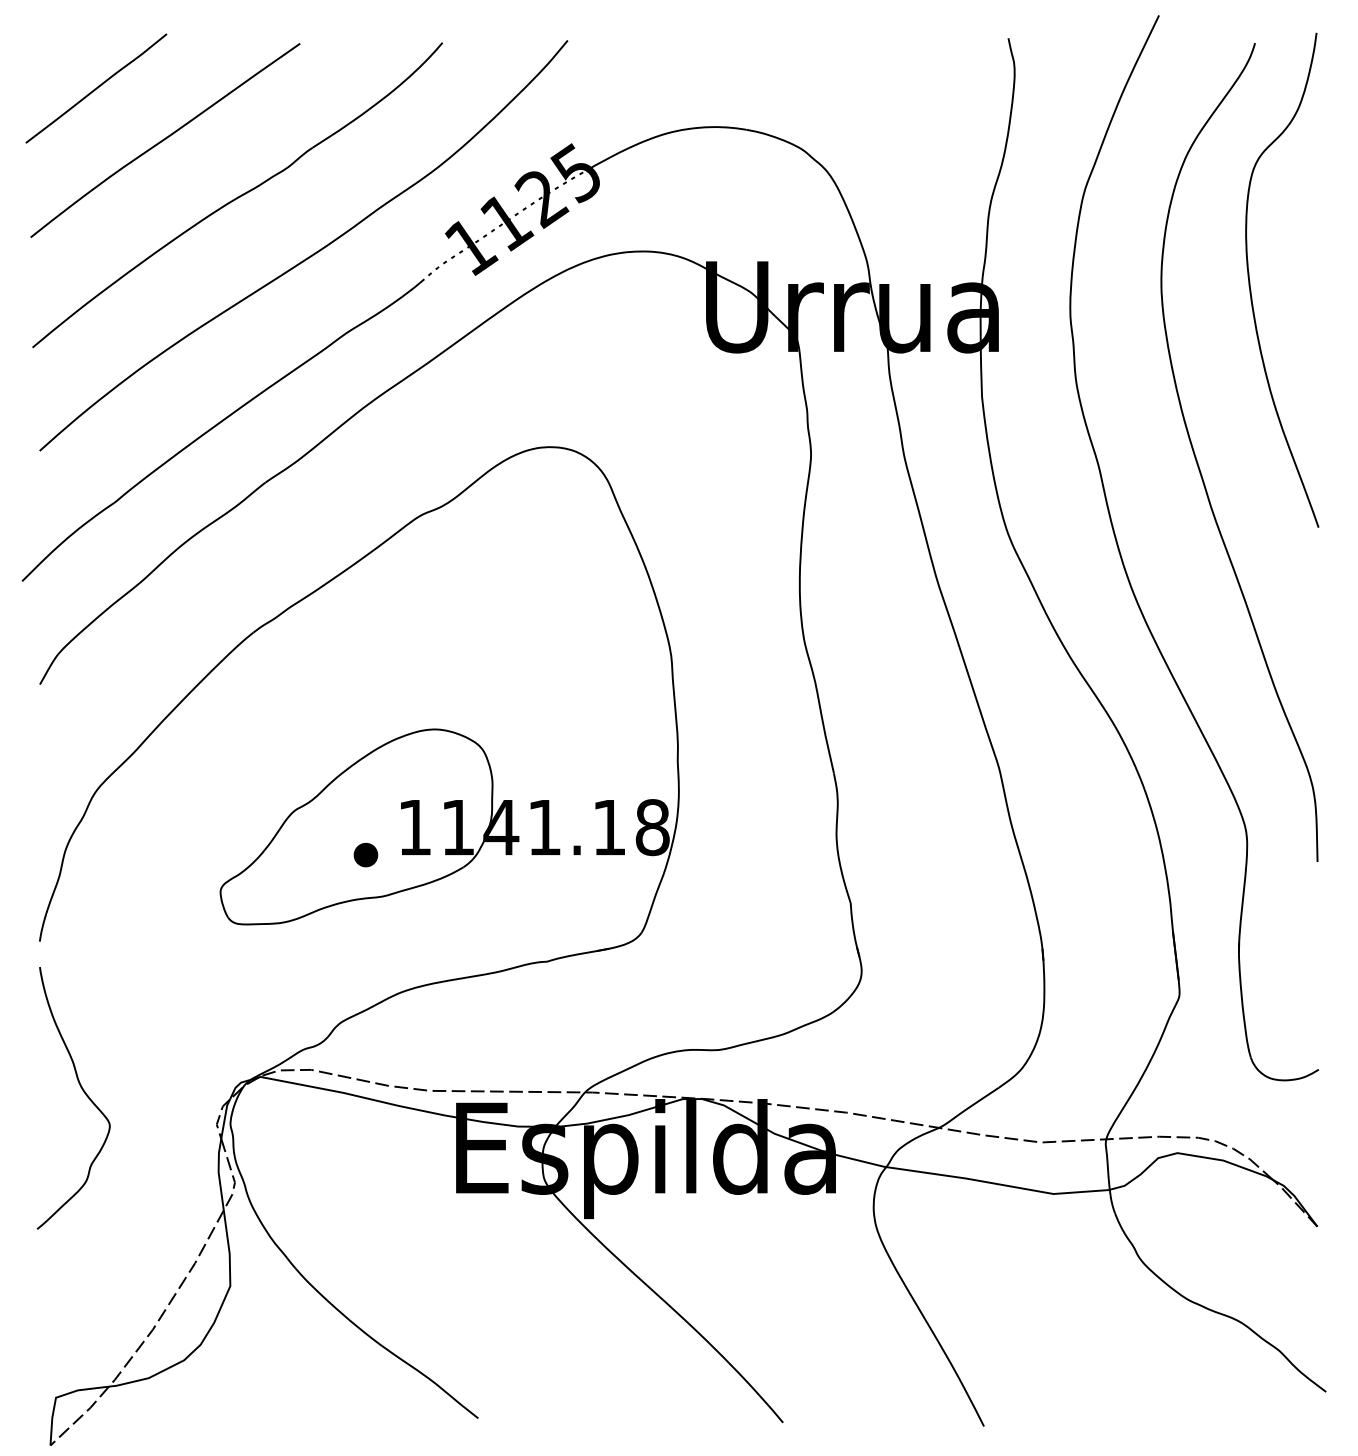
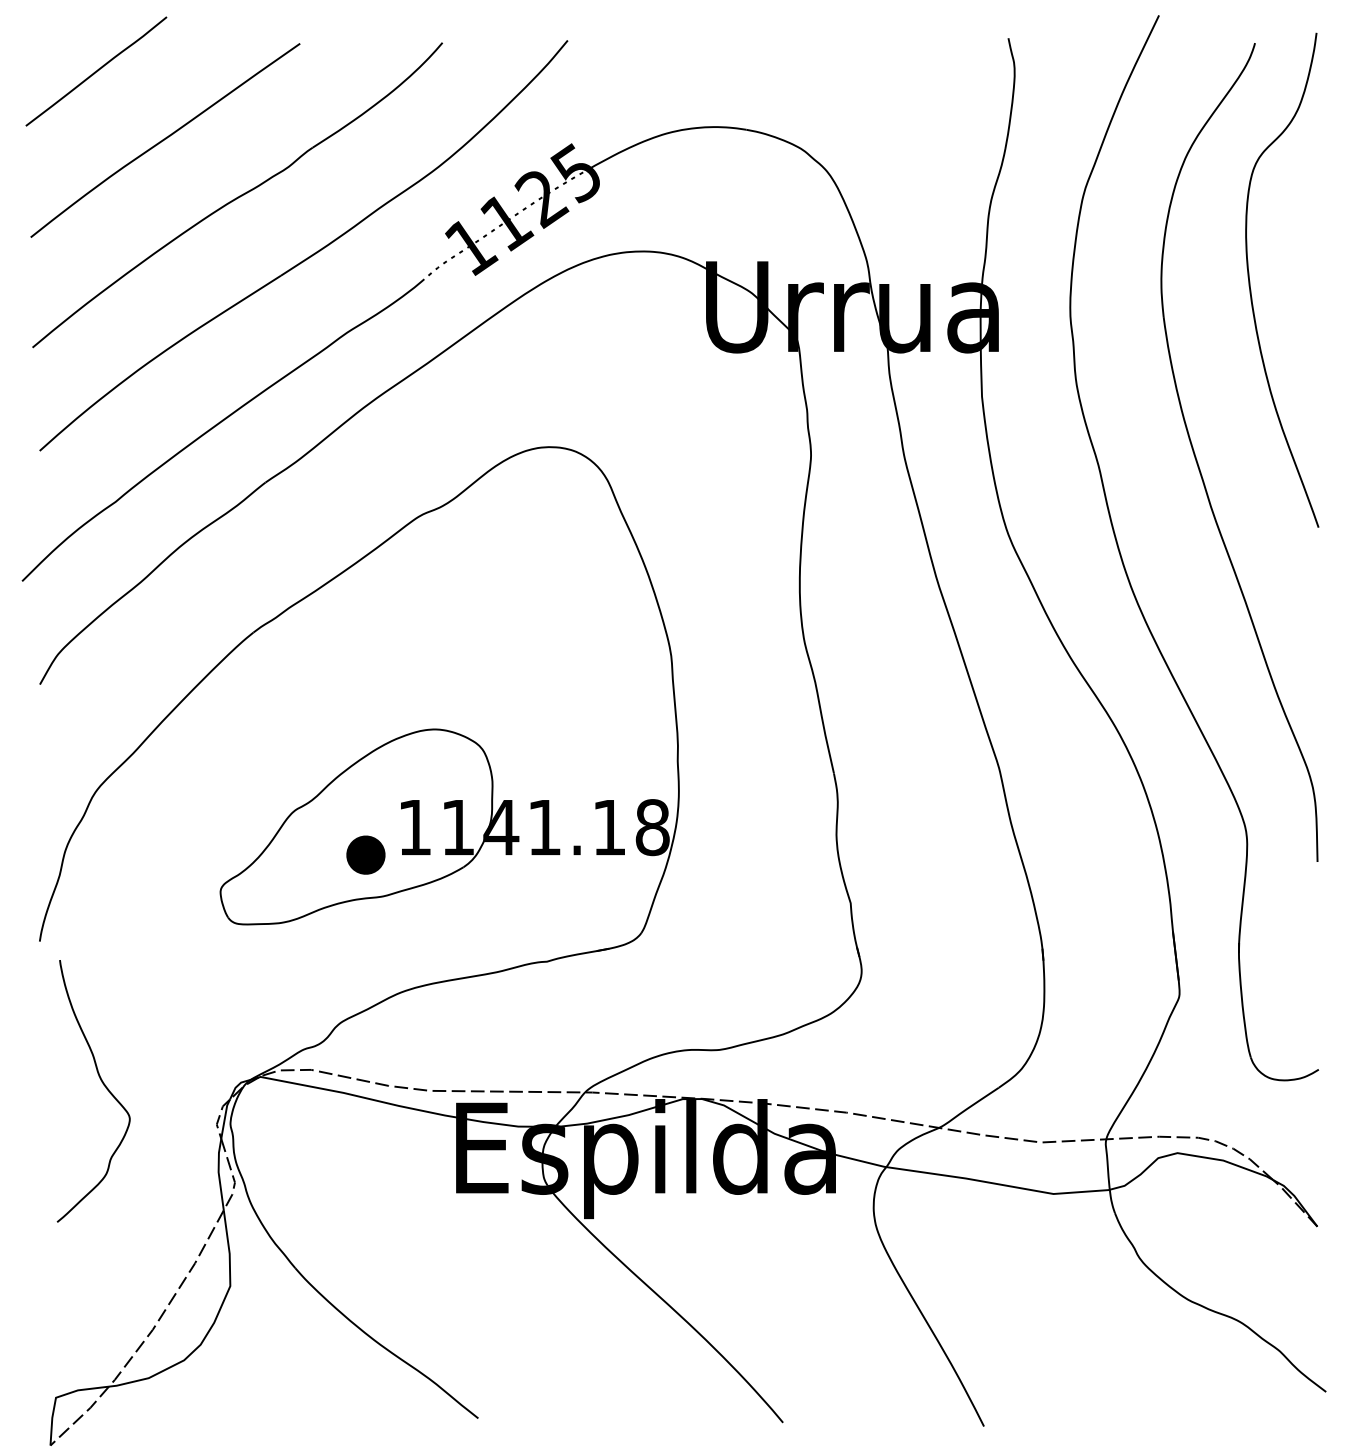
line position: (96, 88) -> (96, 71) (96, 71)
part size: 26x26 px -> 40x40 px (365, 854)
curve position: (83, 1092) -> (103, 1085) (103, 1085)
